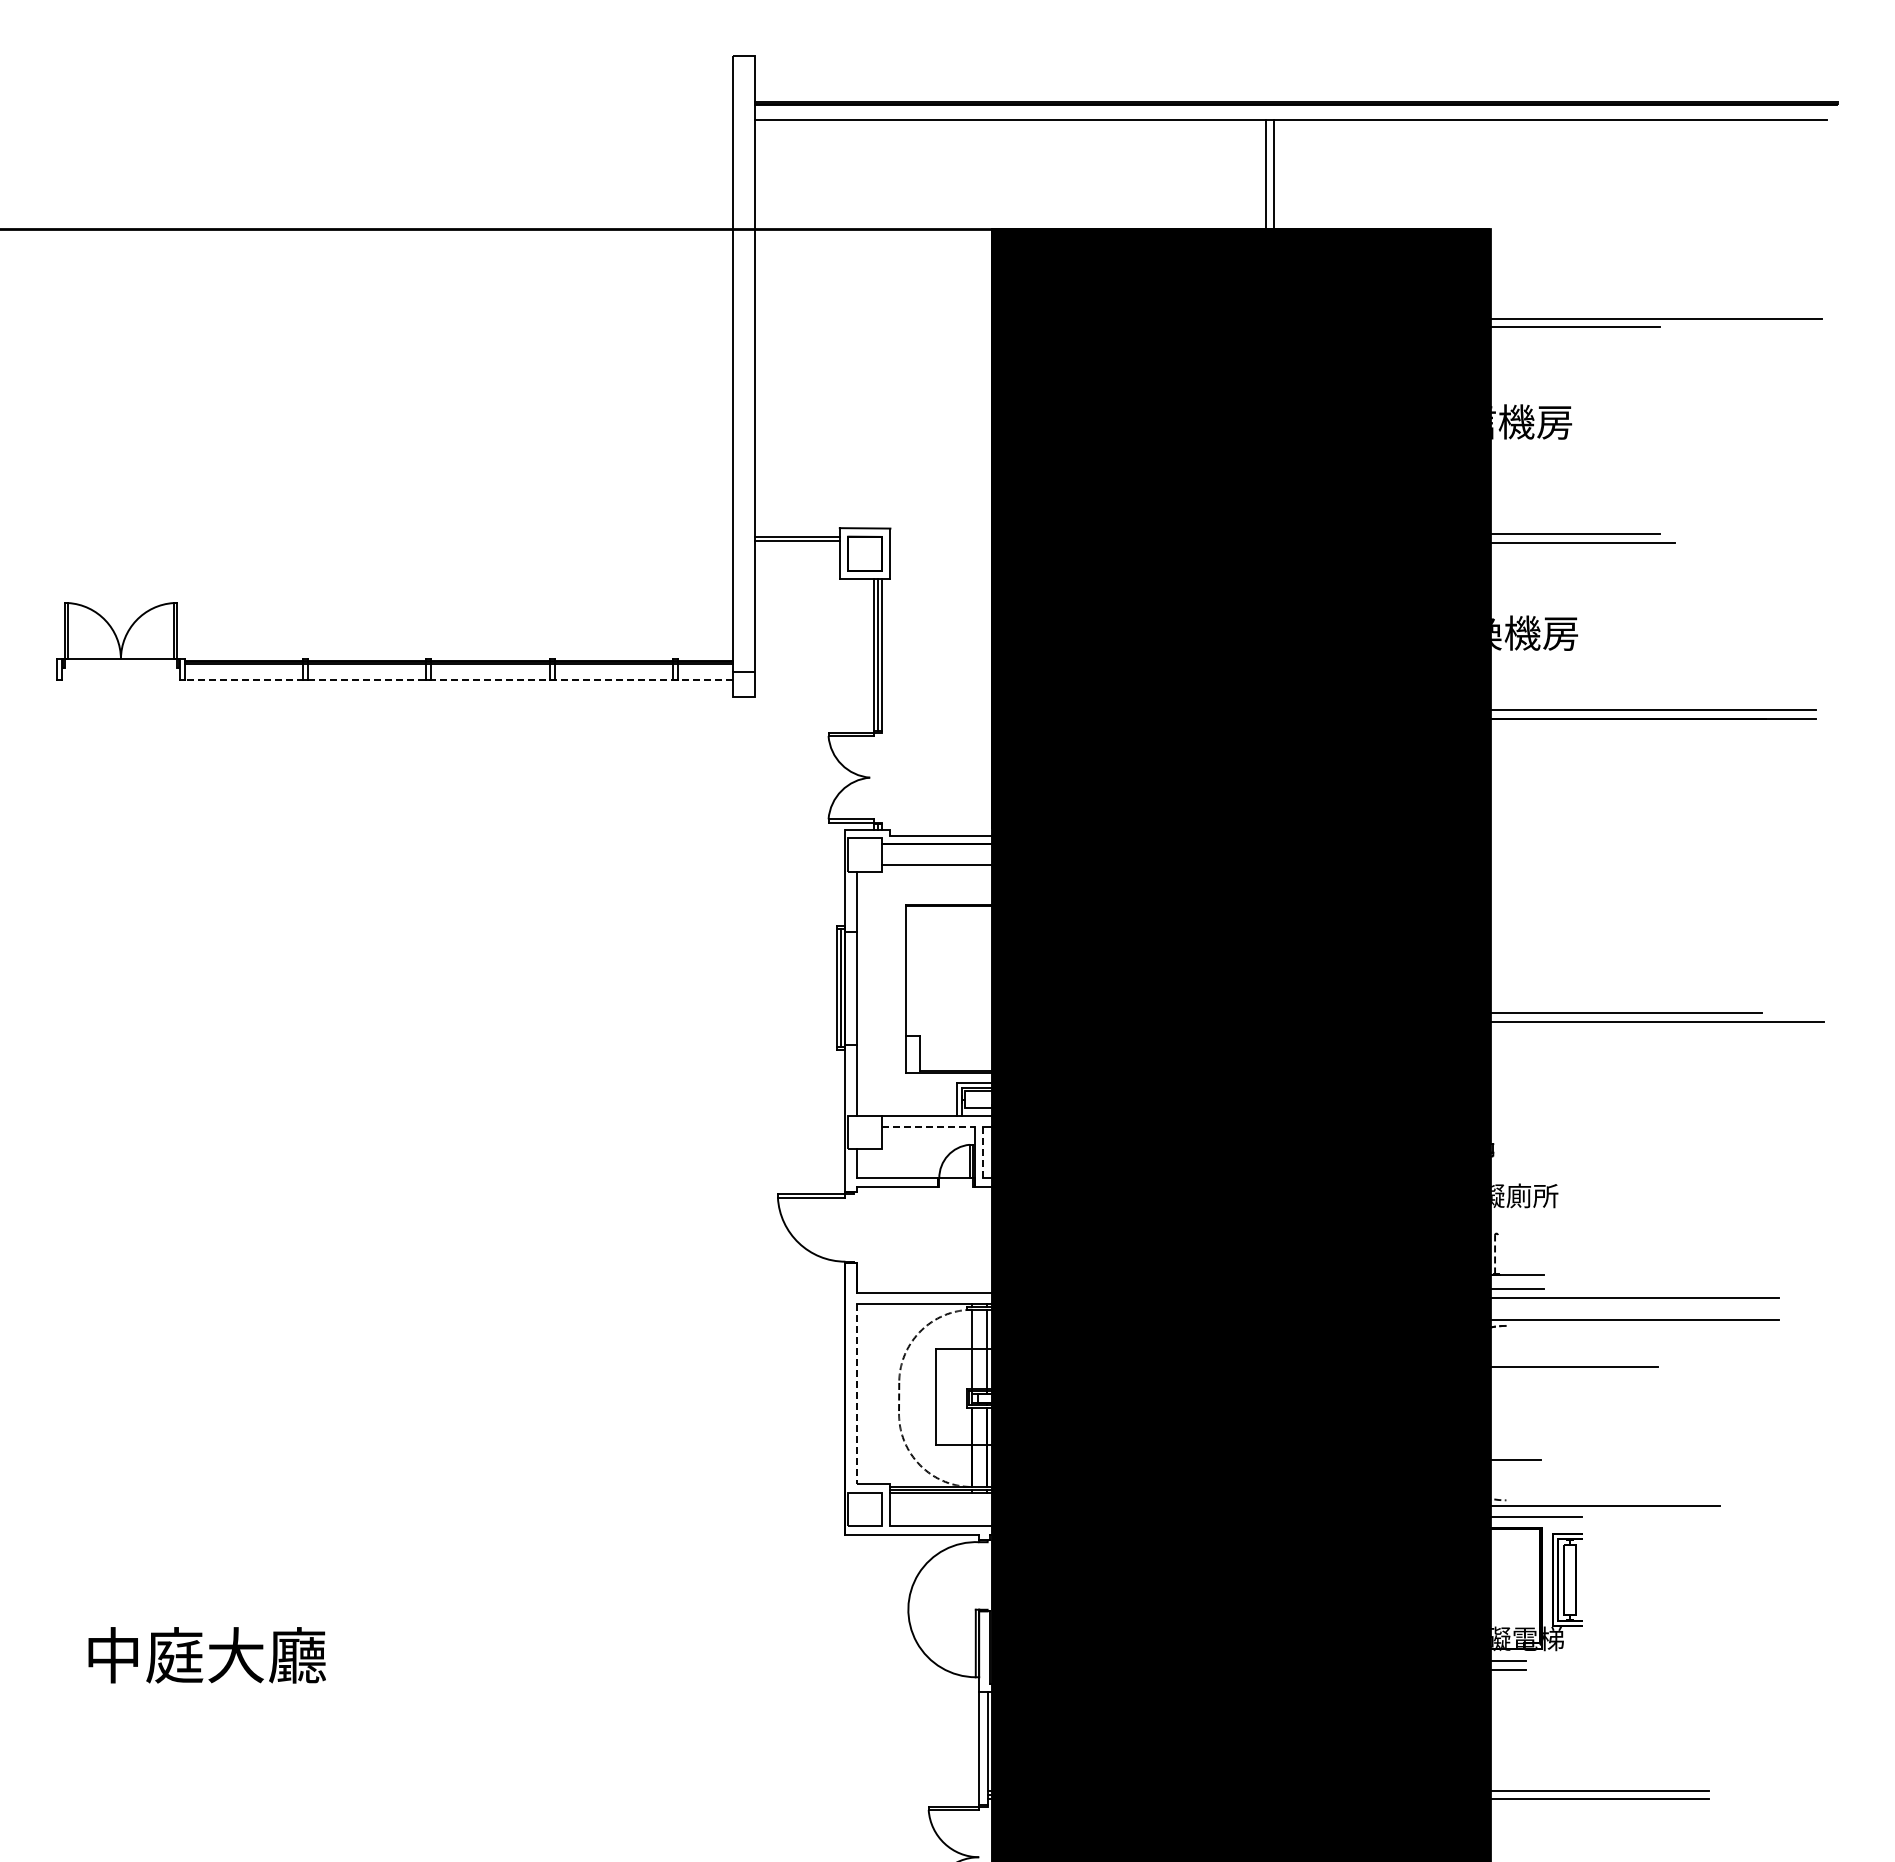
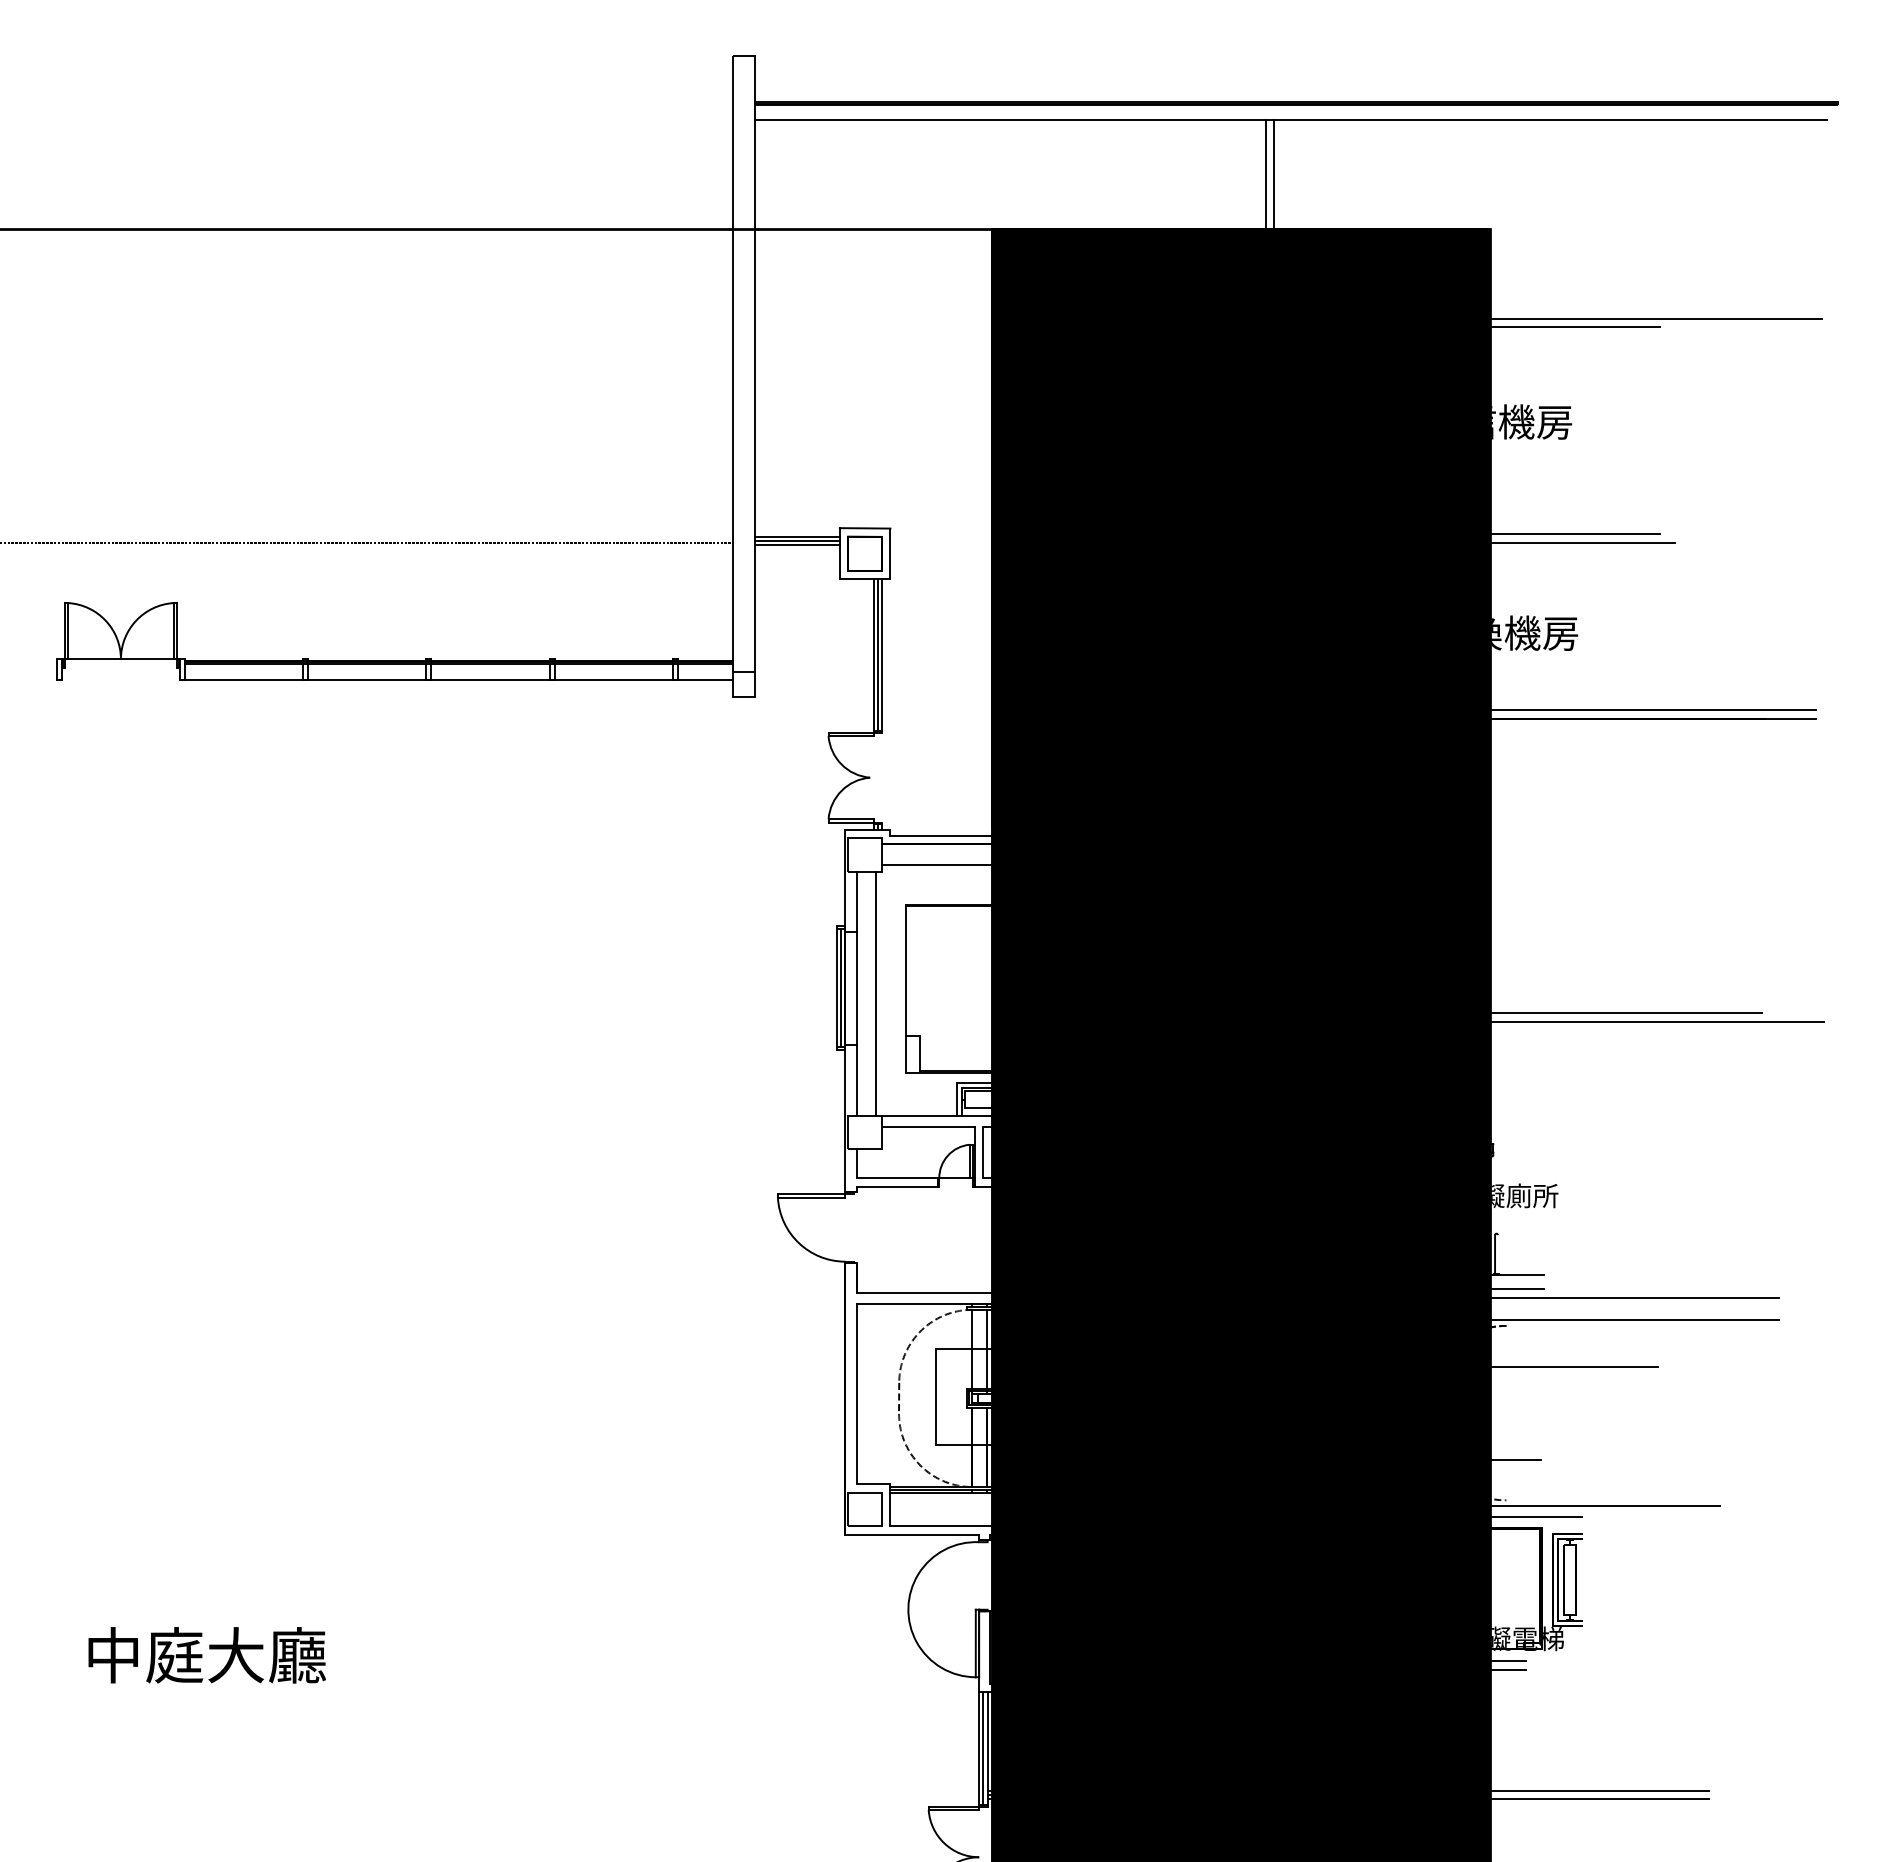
line: none -> present (367, 543)
line: none -> present (797, 545)
line: dashed -> solid (458, 679)
line: none -> present (876, 993)
line: dashed -> solid (928, 1126)
line: dashed -> solid (983, 1152)
line: dashed -> solid (1495, 1254)
line: dashed -> solid (856, 1394)
line: none -> present (983, 1748)
